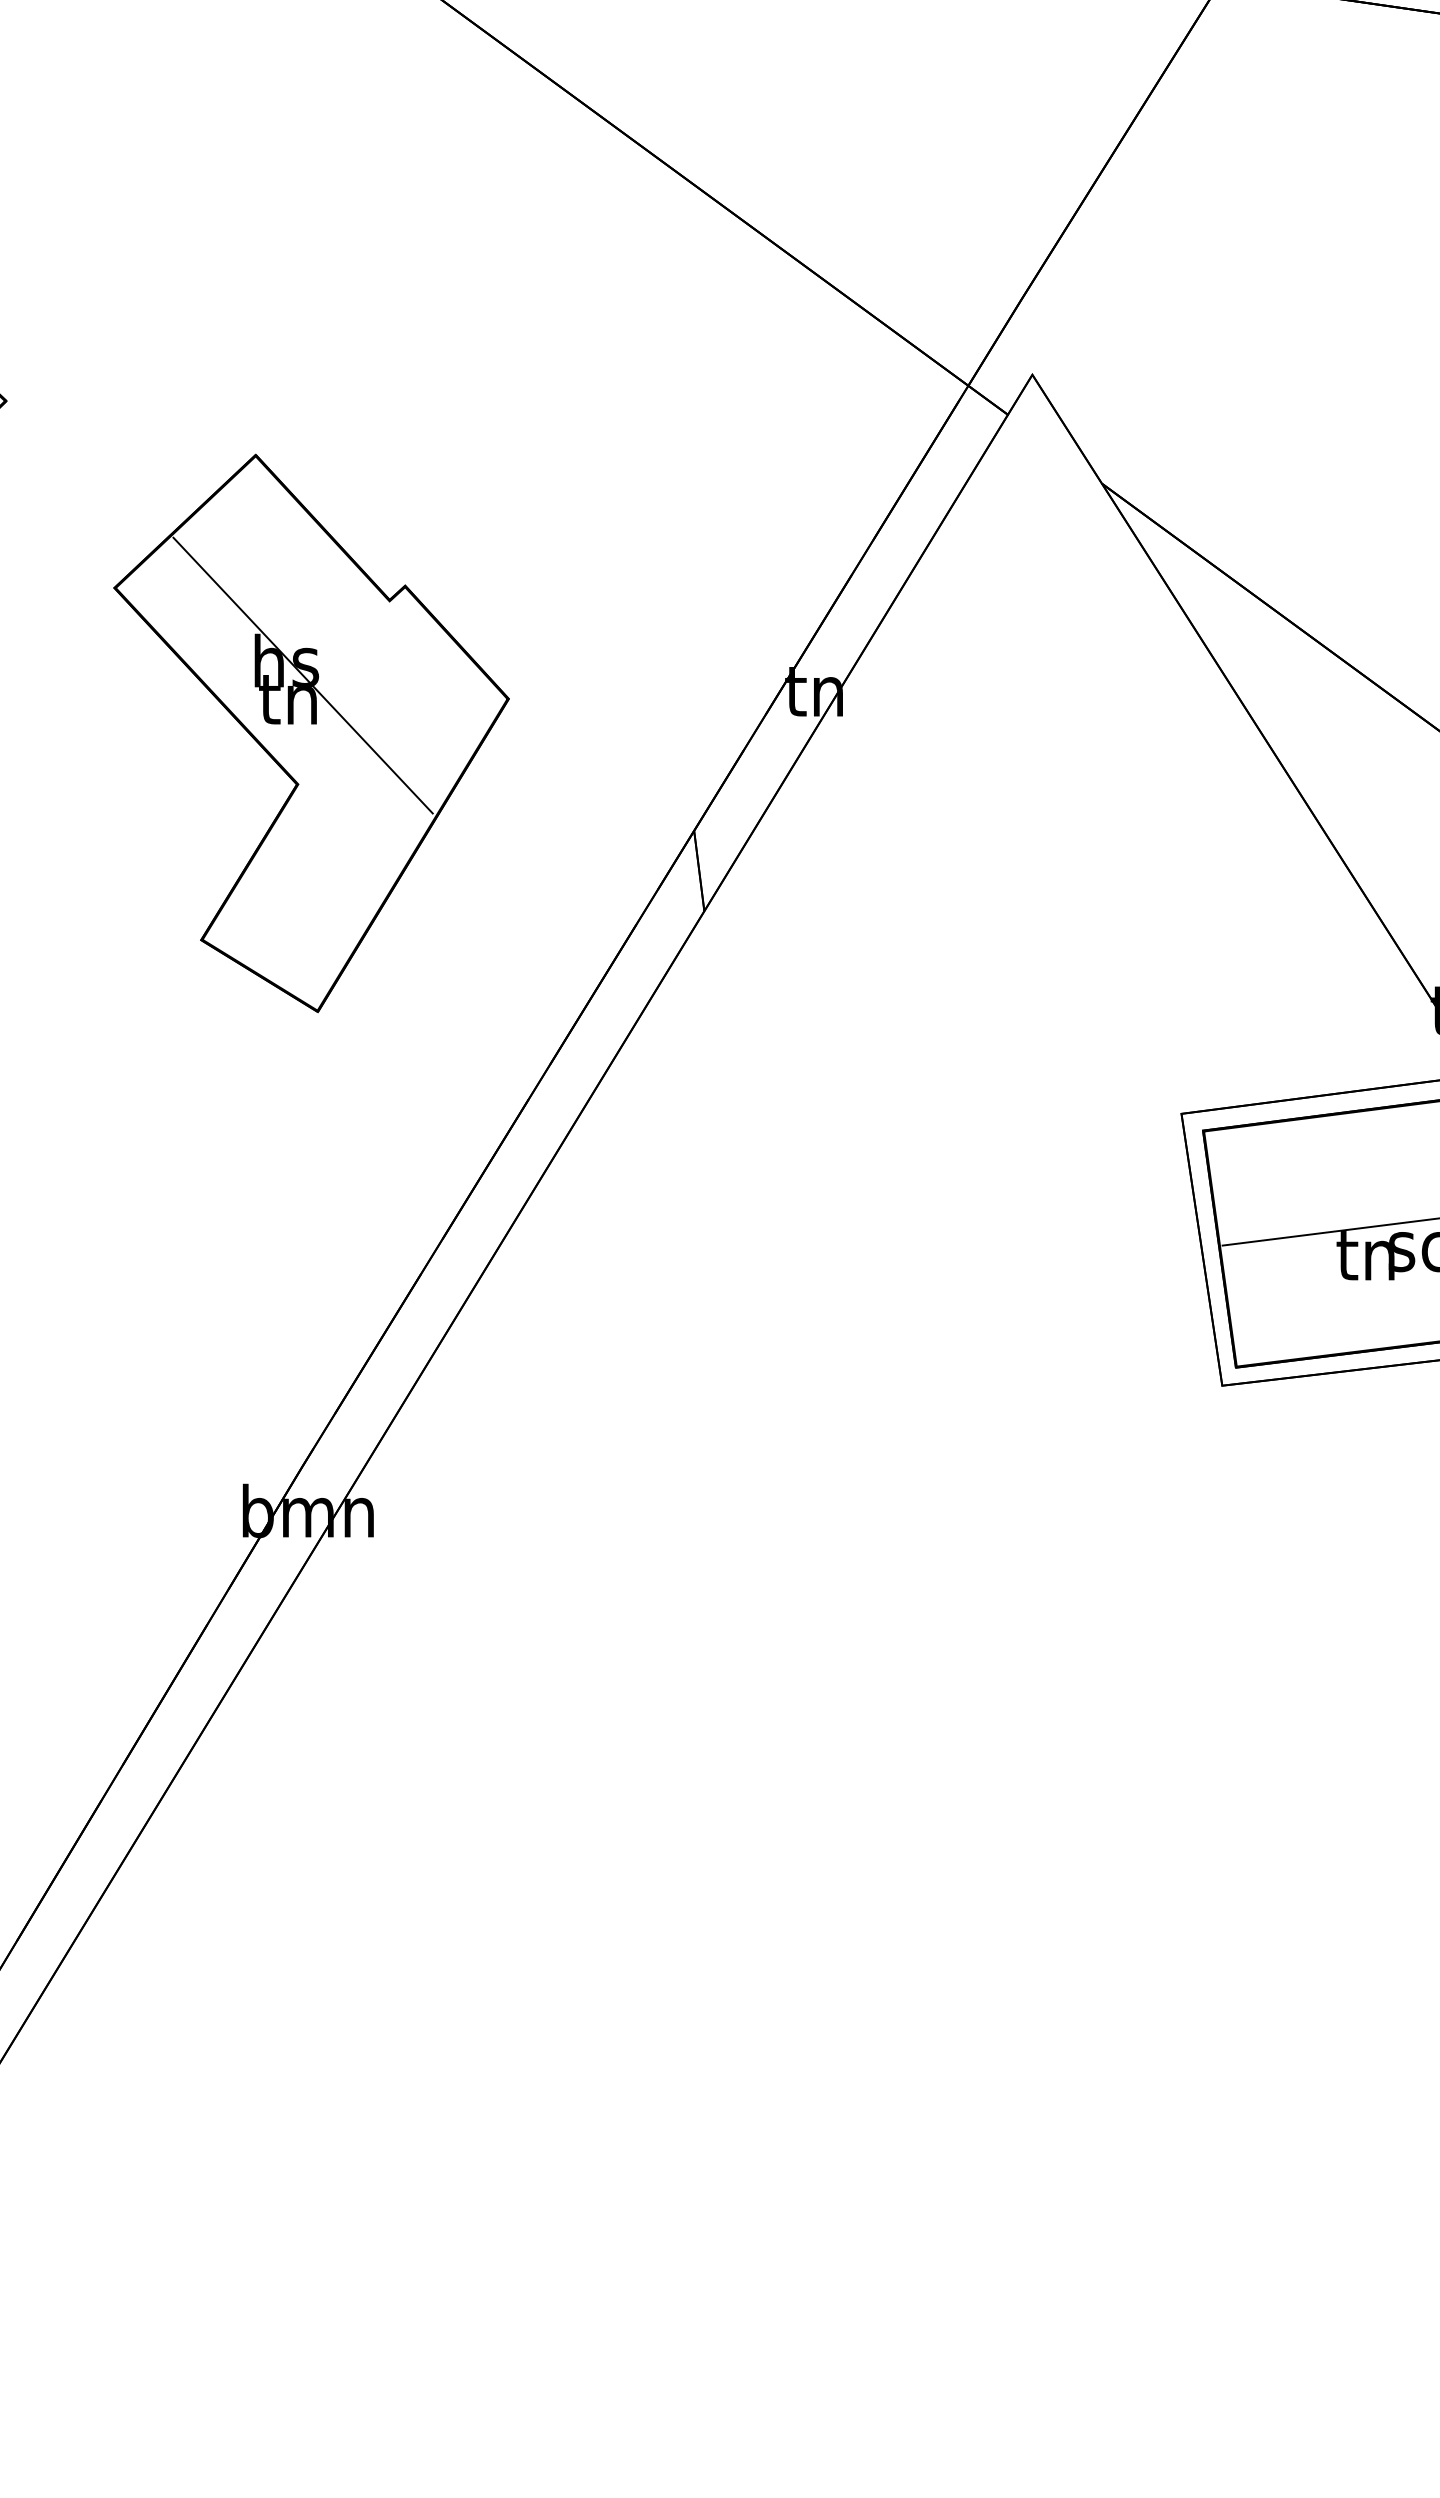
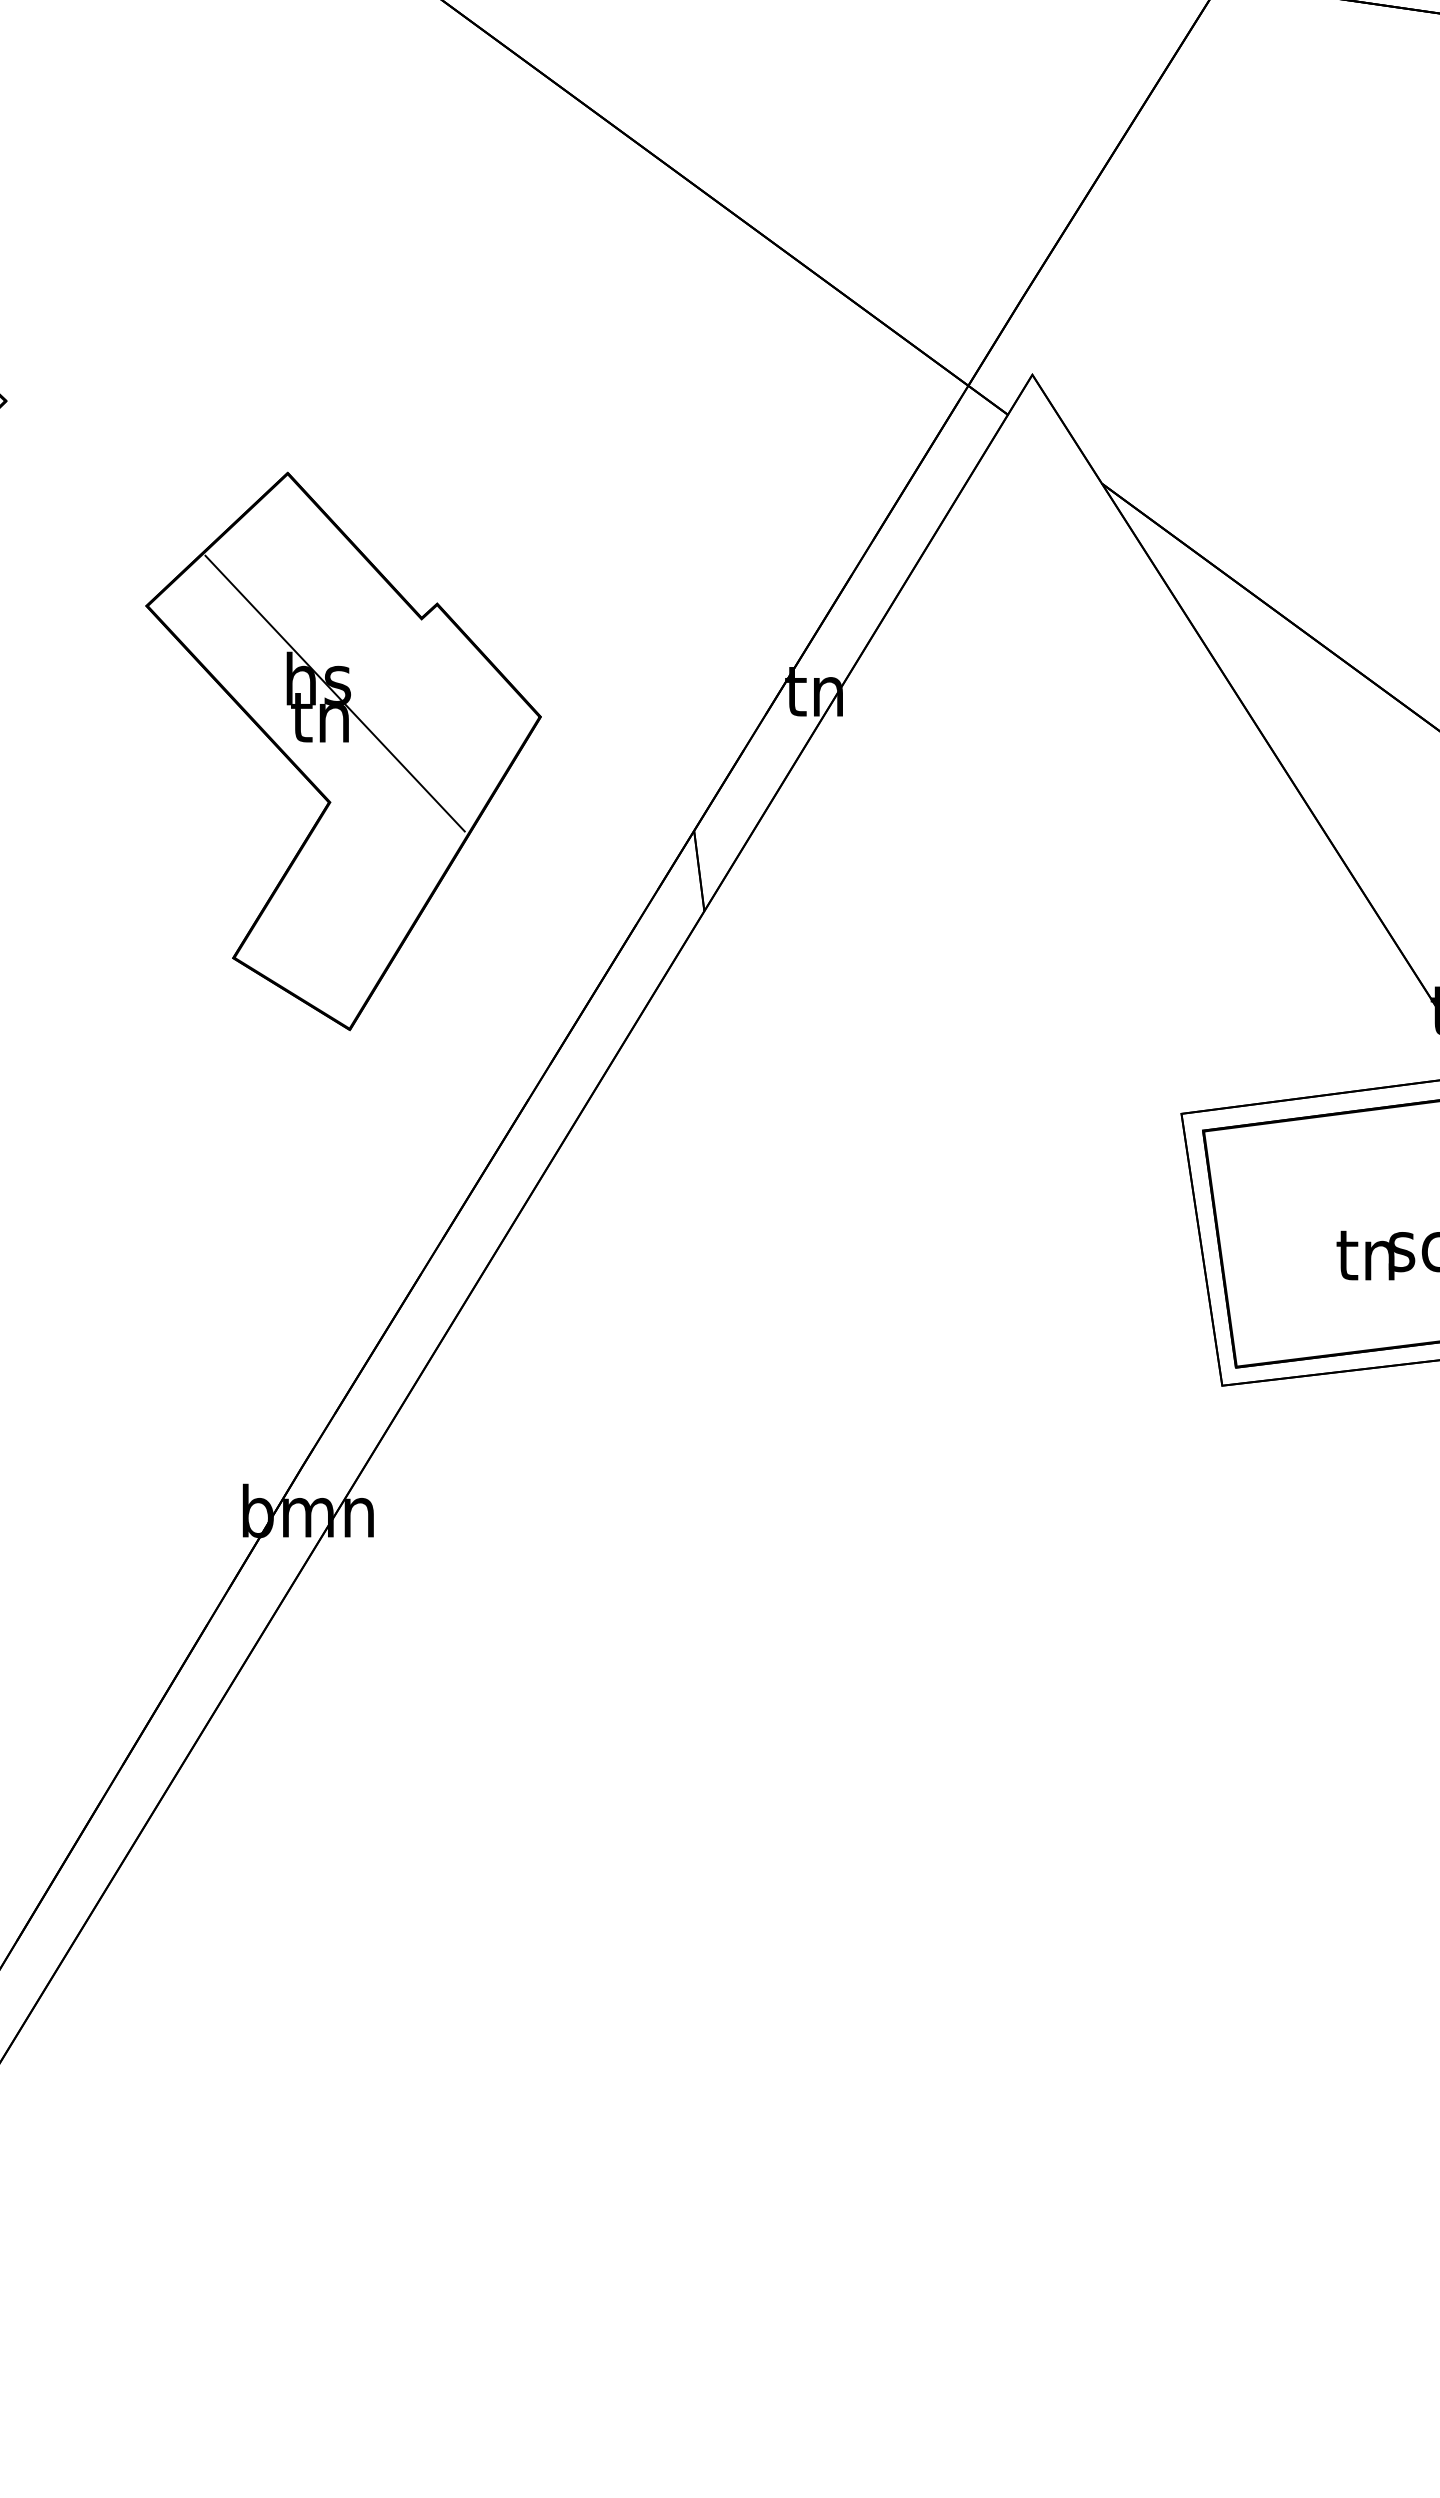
part position: (311, 733) -> (343, 751) (343, 751)
line: present -> none (1329, 1231)
